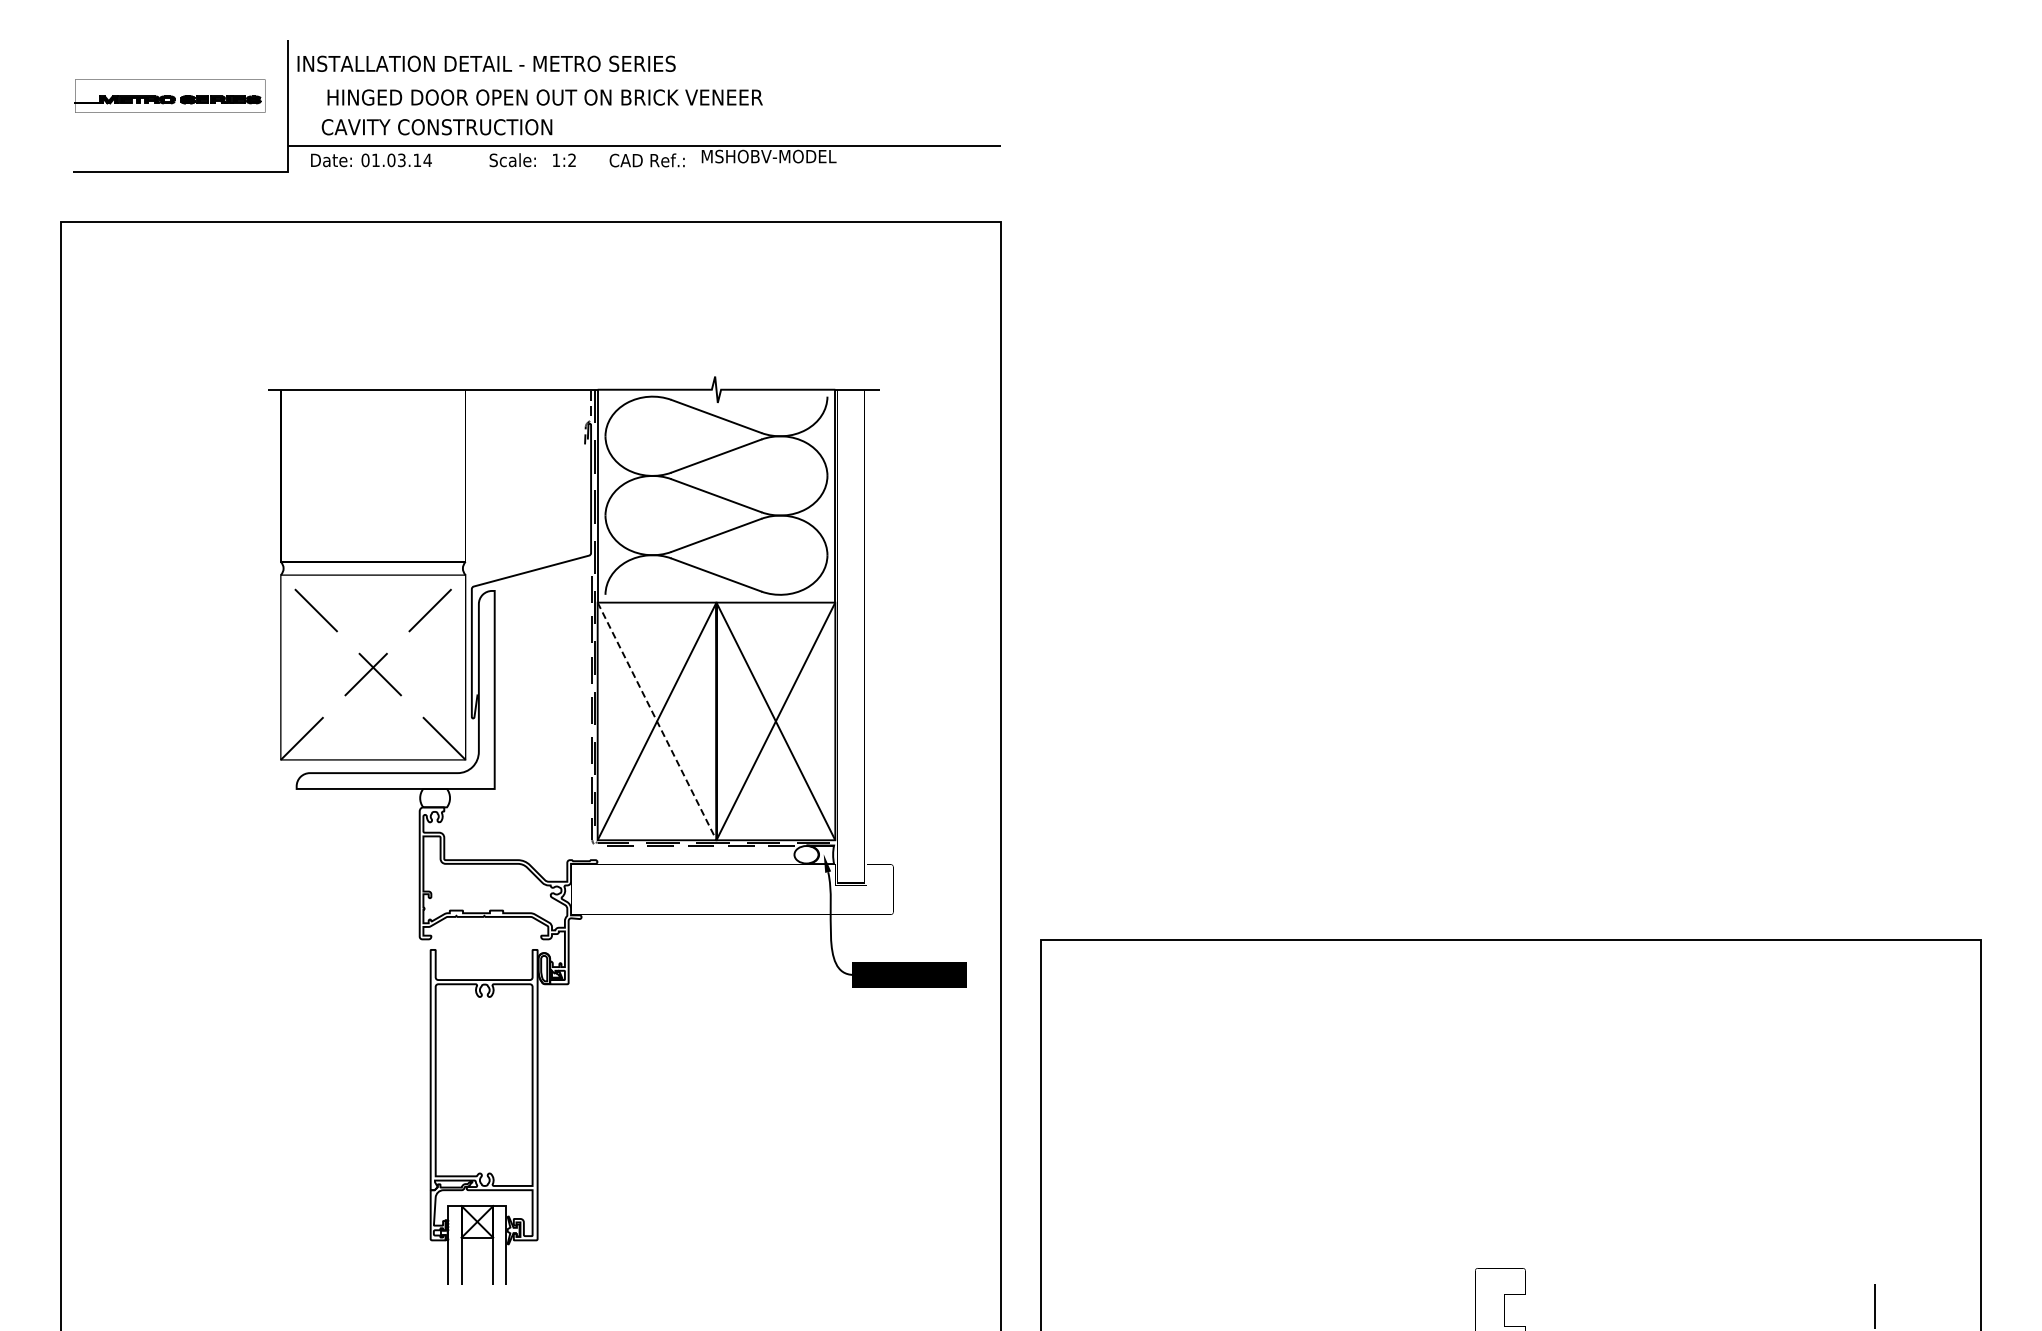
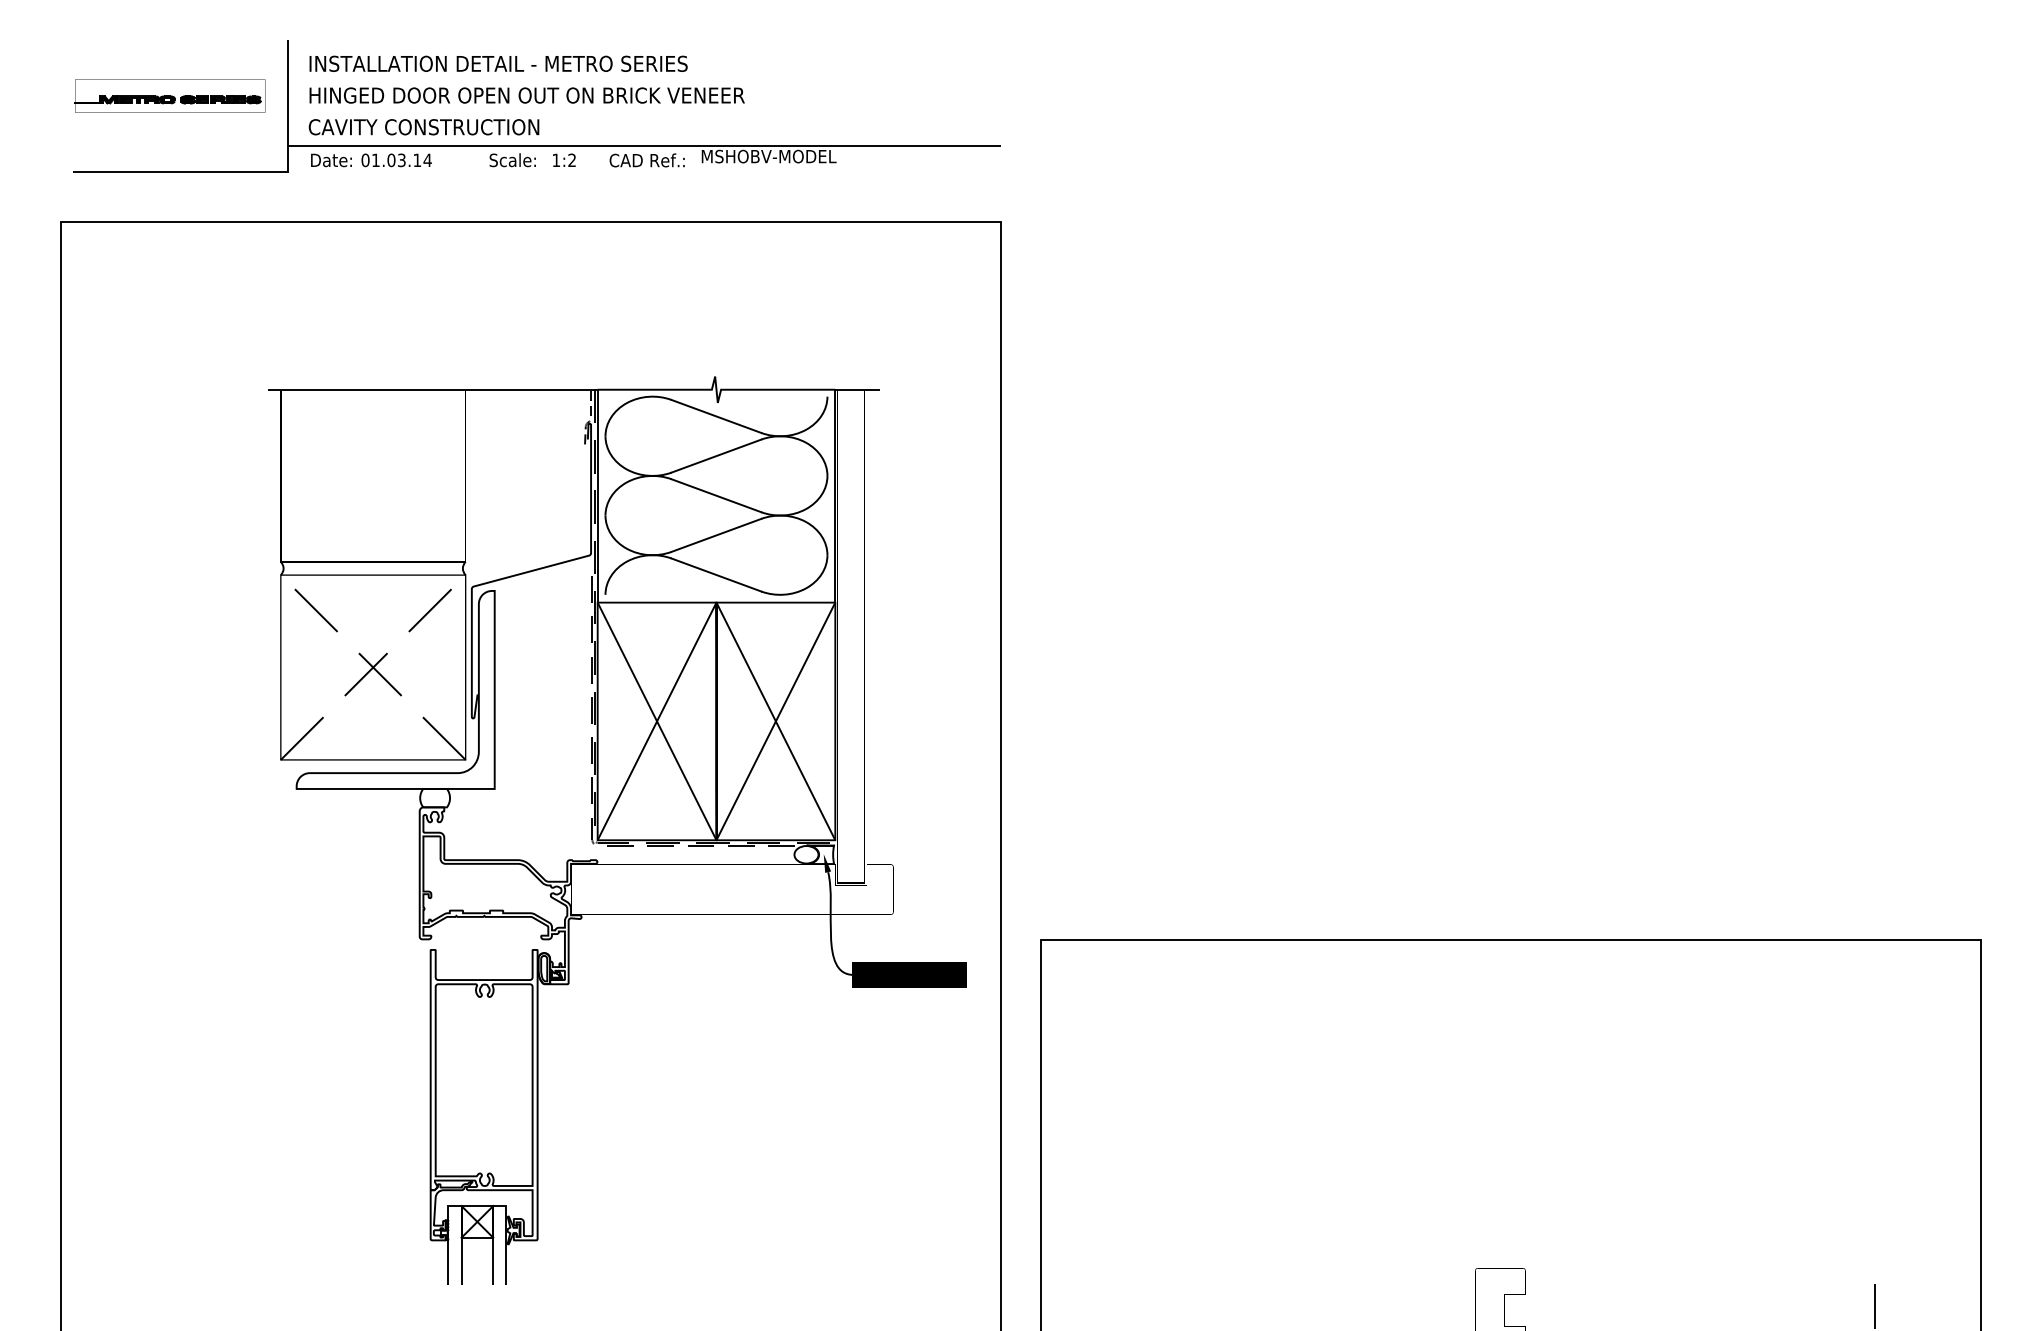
text position: (486, 63) -> (498, 63) (498, 63)
text position: (544, 97) -> (526, 95) (526, 95)
text position: (436, 127) -> (423, 127) (423, 127)
line: dashed -> solid (657, 721)
